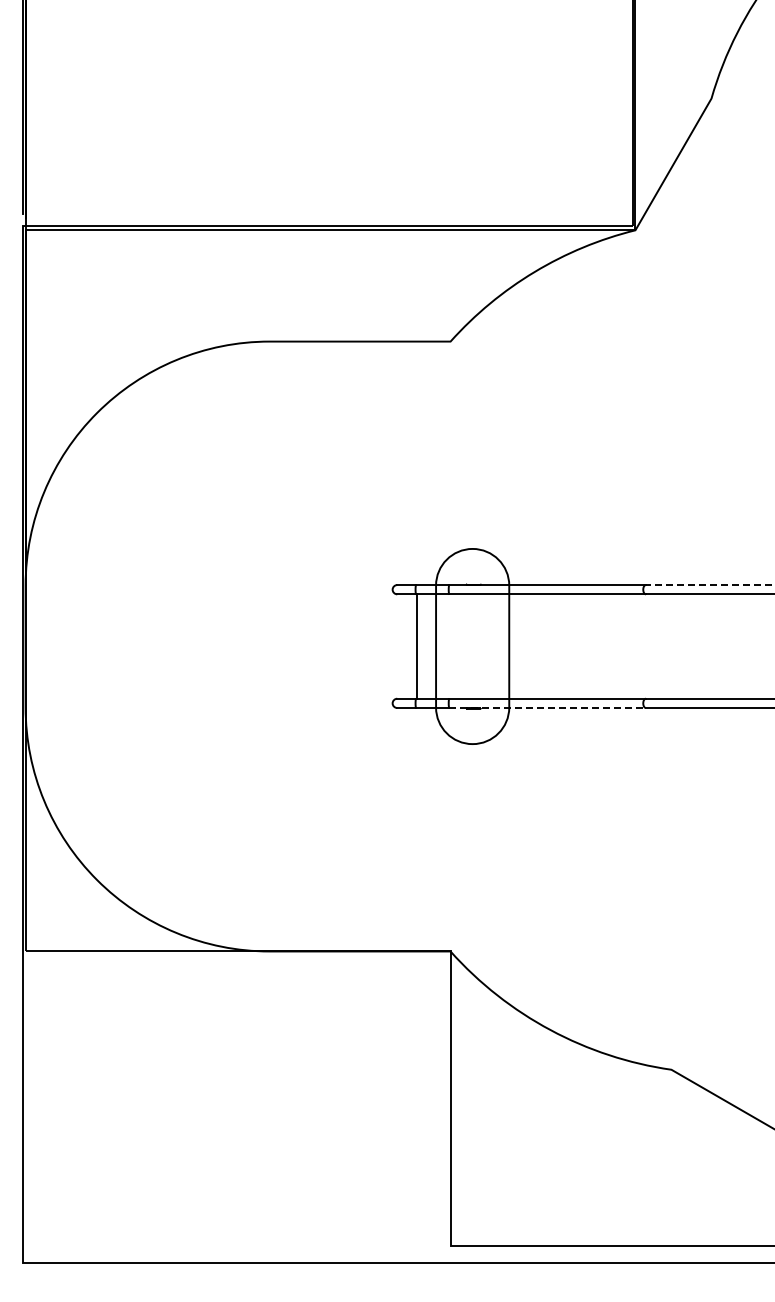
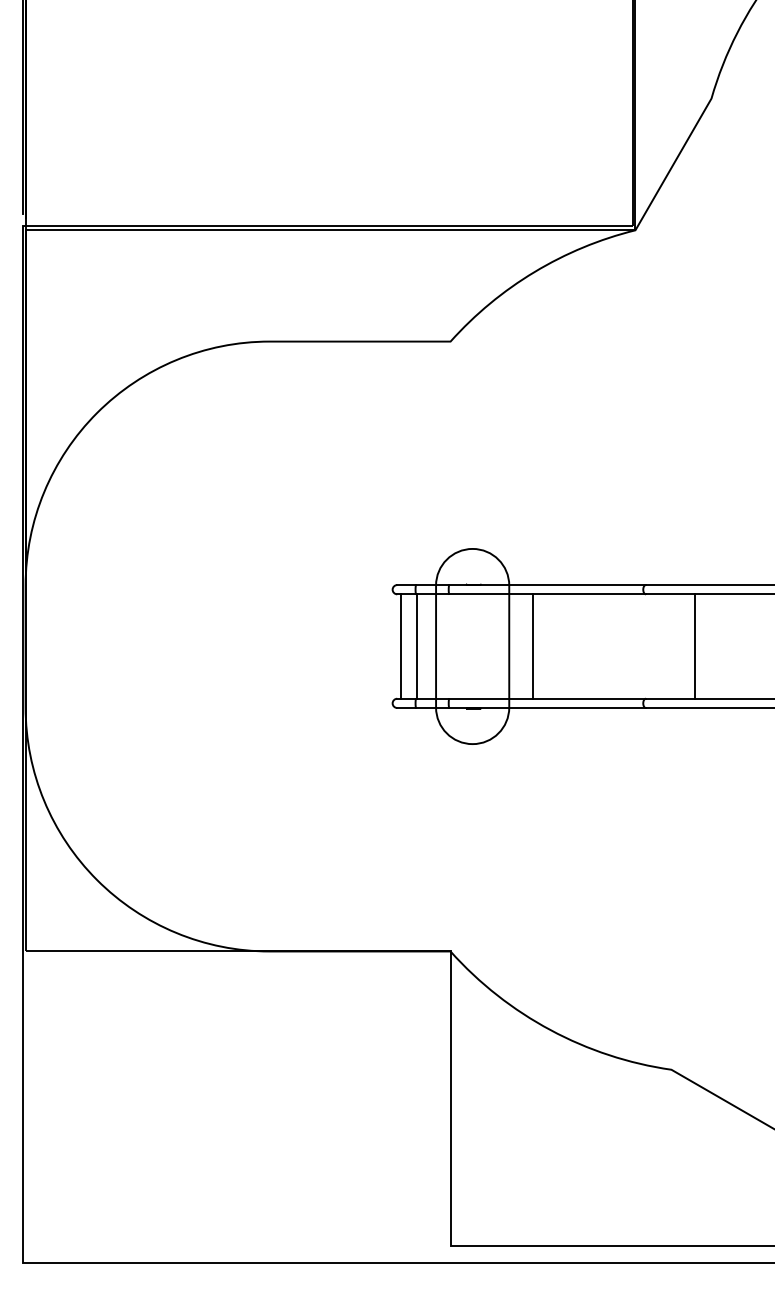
line: dashed -> solid (709, 585)
line: none -> present (401, 646)
line: none -> present (532, 646)
line: none -> present (694, 646)
line: dashed -> solid (548, 708)
